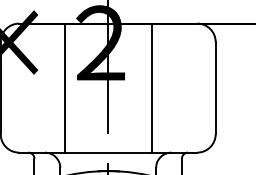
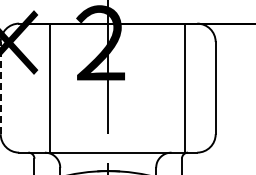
line: solid -> dashed (0, 87)
line position: (64, 87) -> (49, 87) (49, 87)
line position: (151, 87) -> (184, 87) (184, 87)
